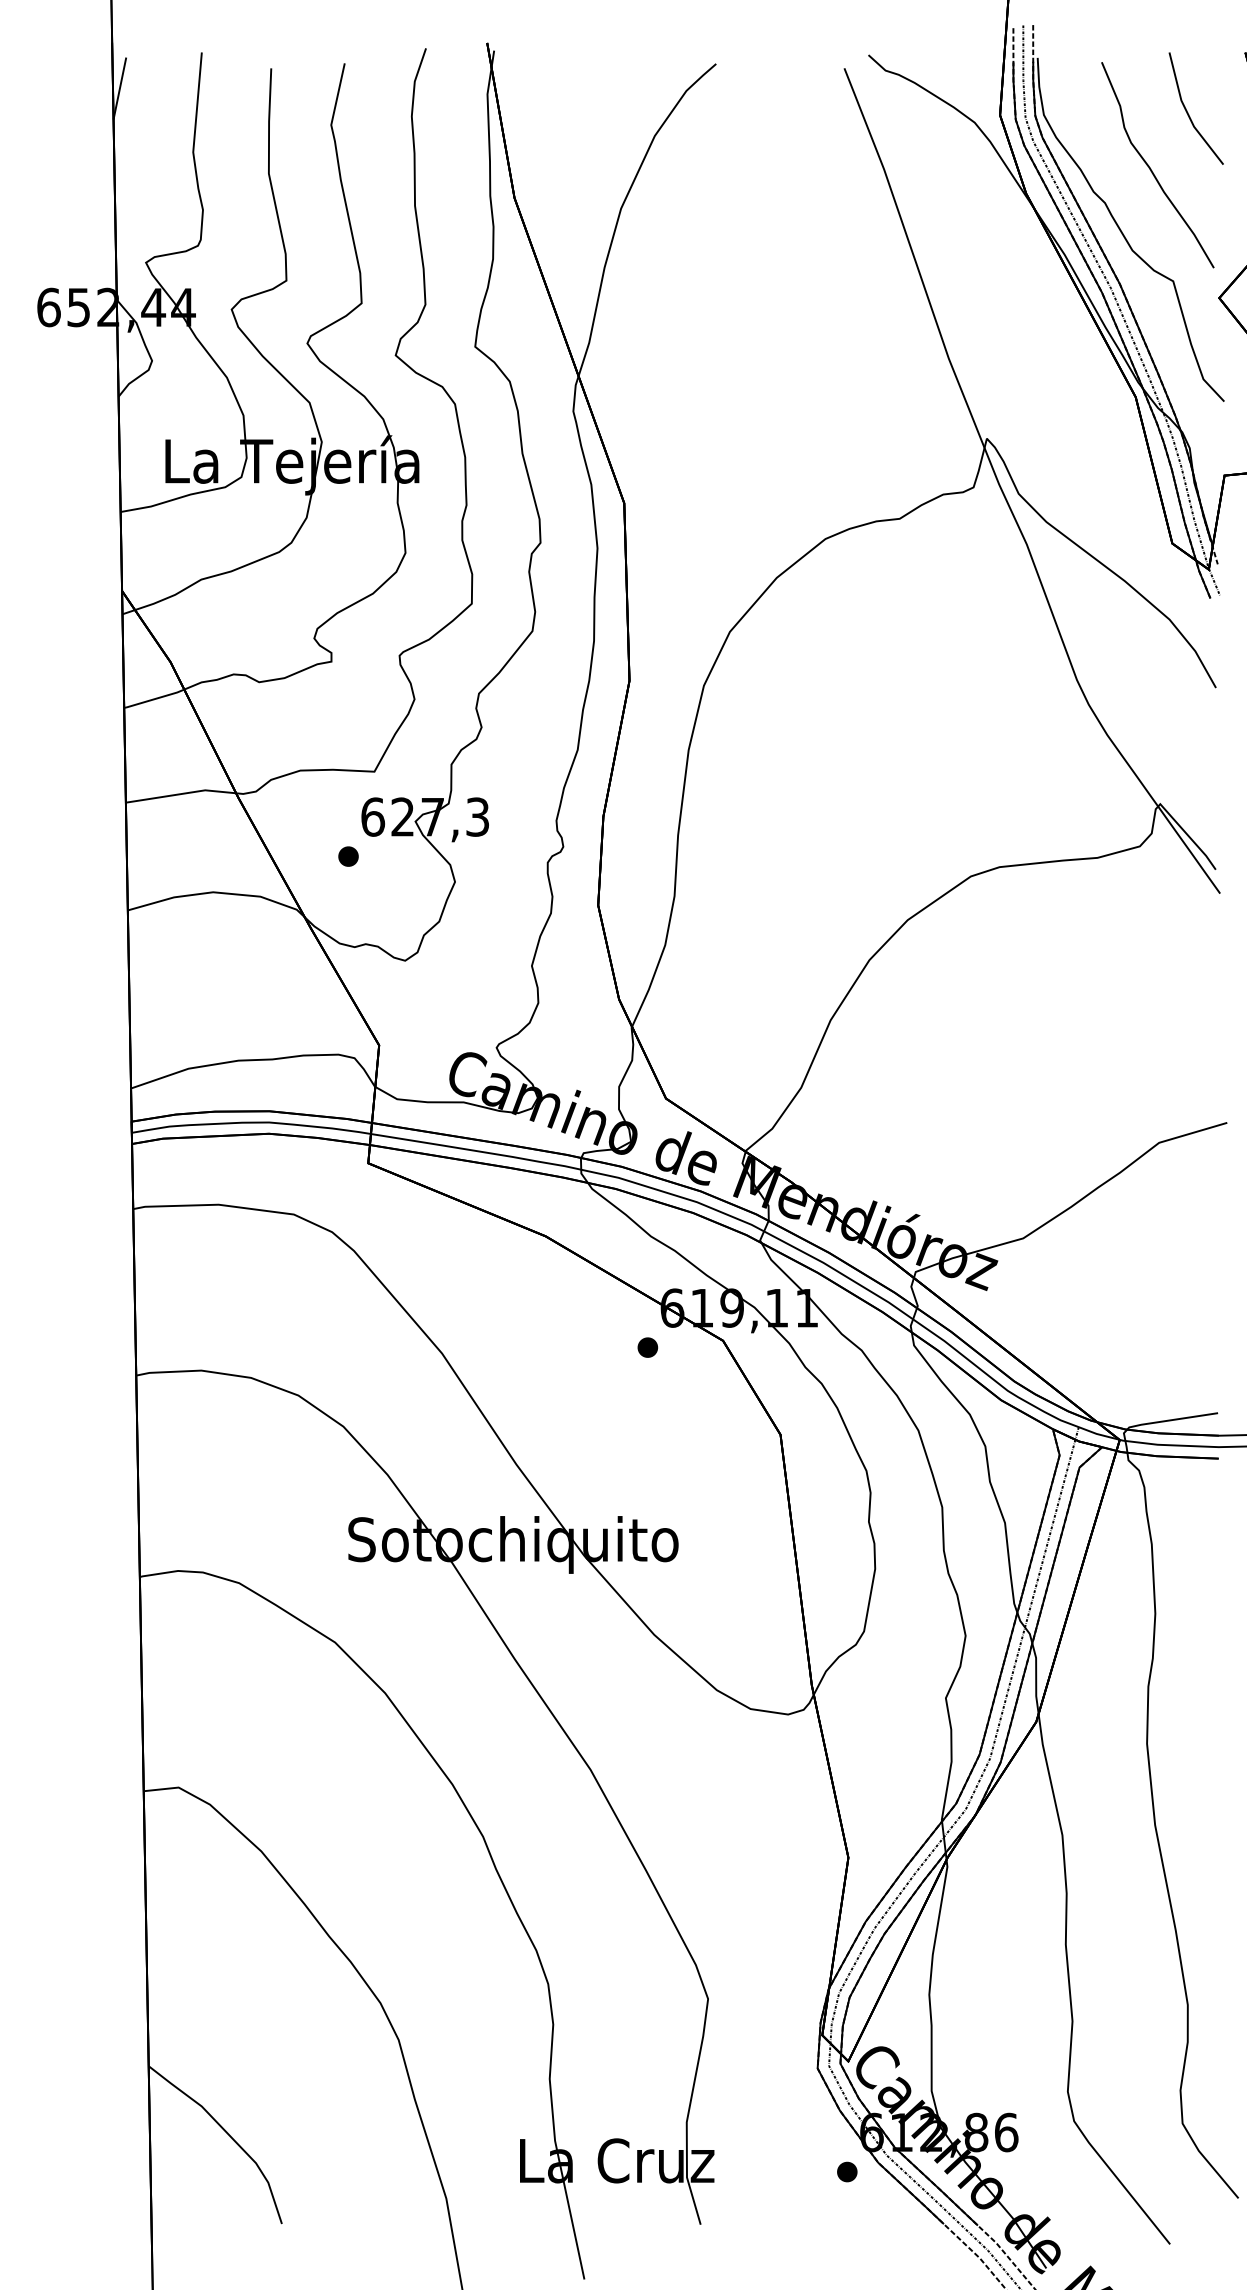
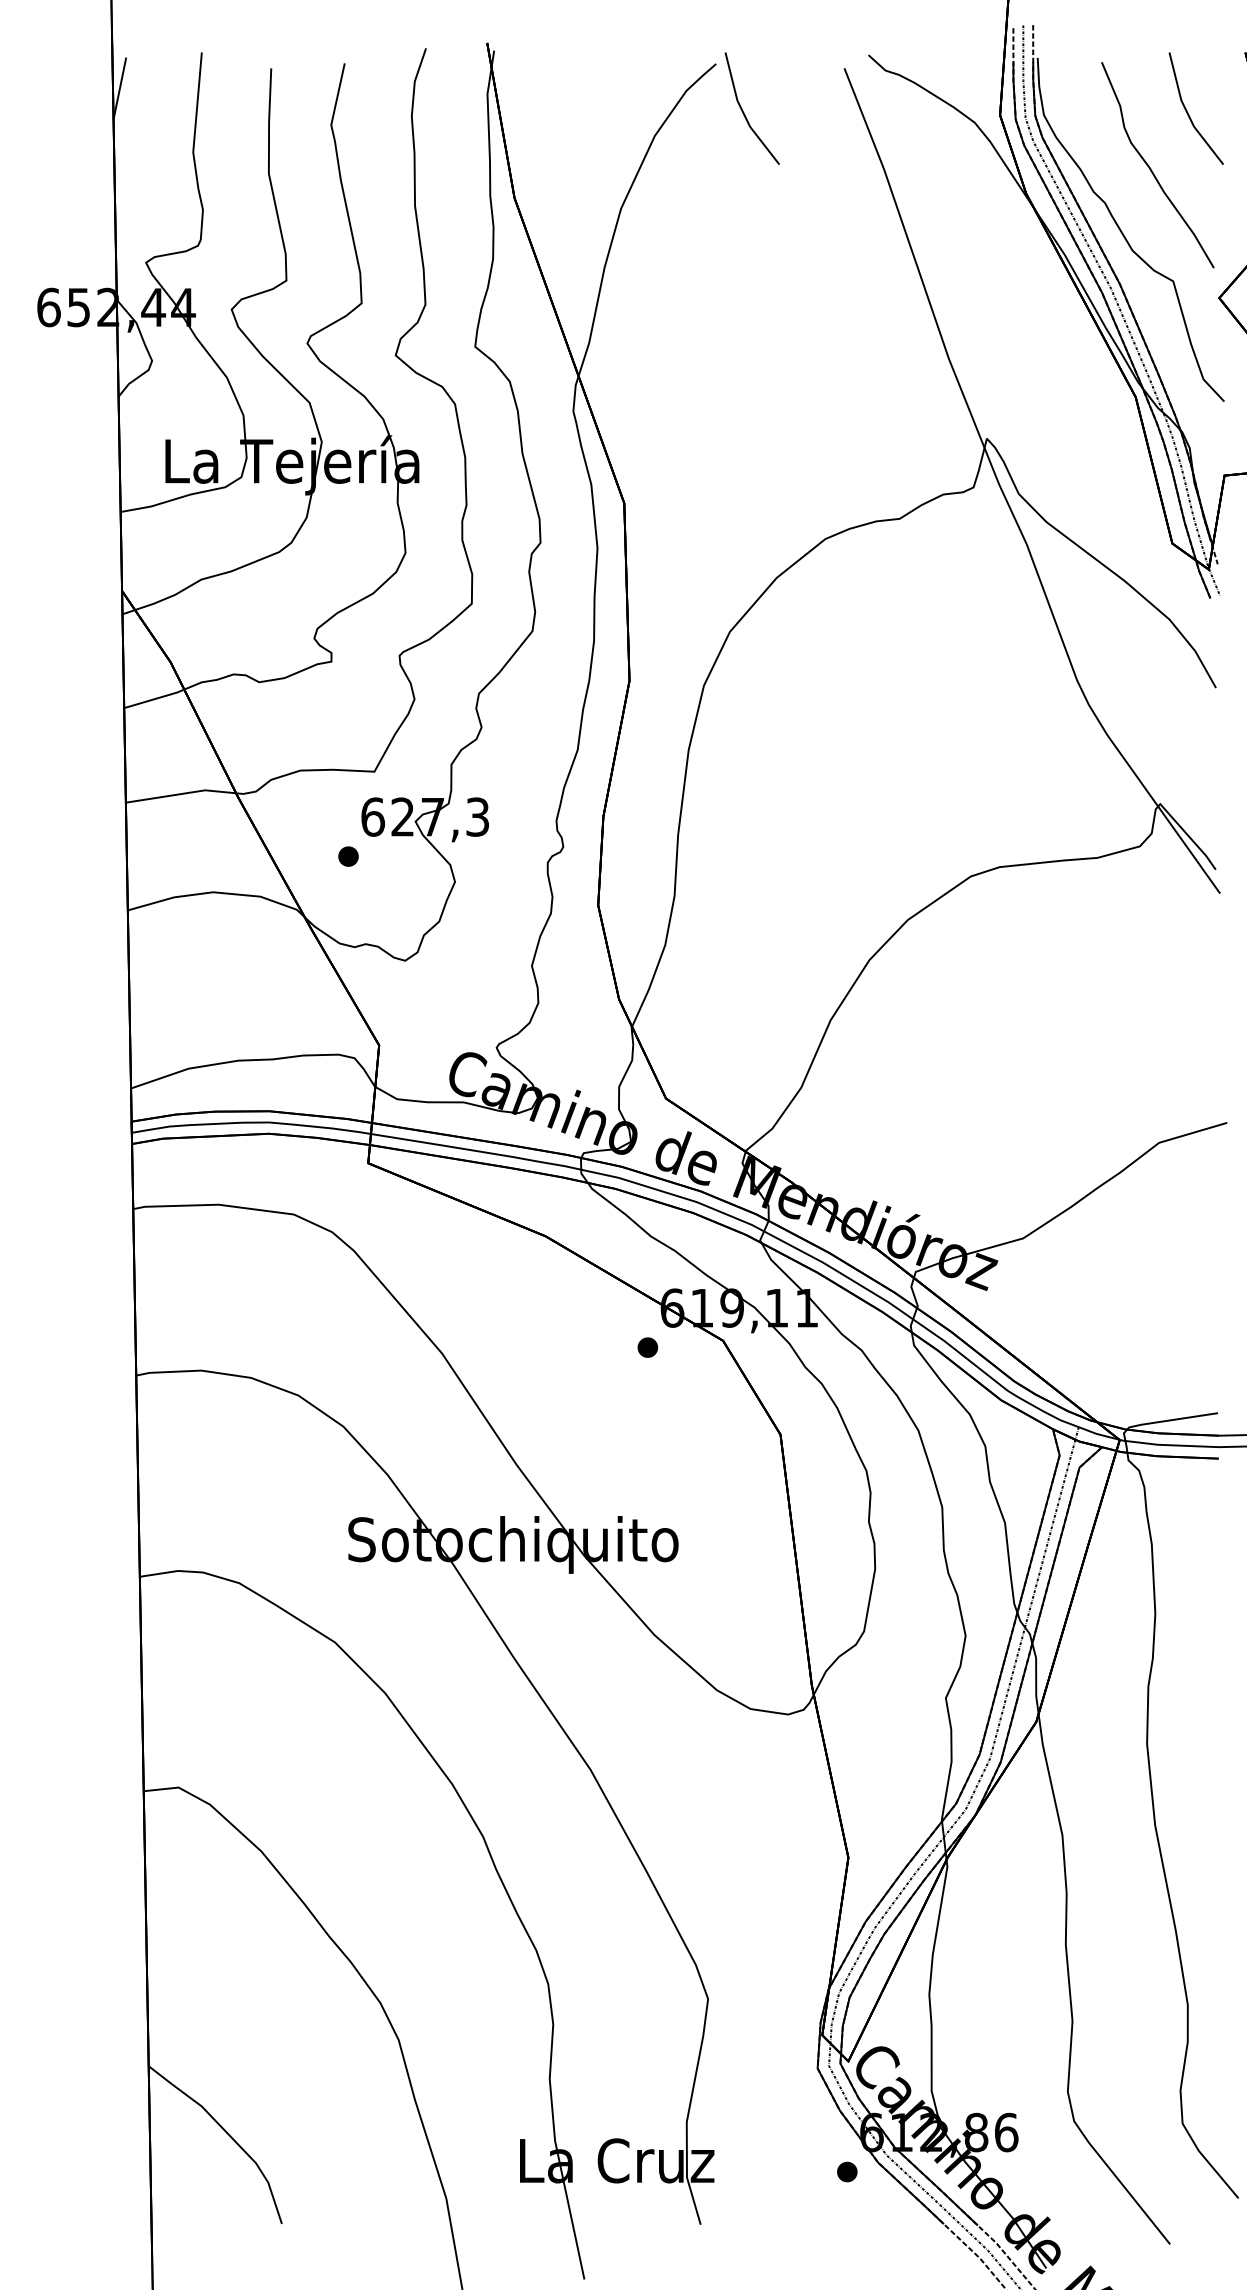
line: none -> present (744, 112)
